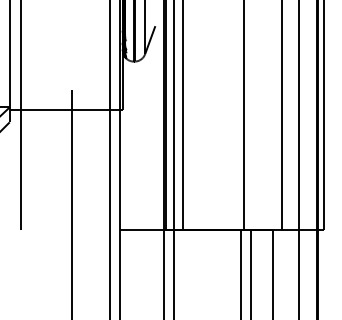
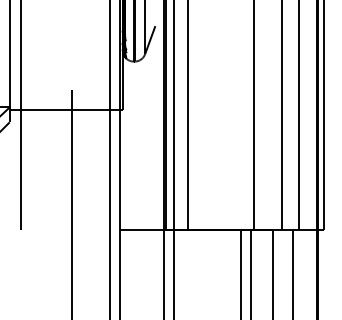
line position: (182, 115) -> (187, 115) (187, 115)
line position: (244, 115) -> (254, 115) (254, 115)
line position: (299, 272) -> (293, 272) (293, 272)
